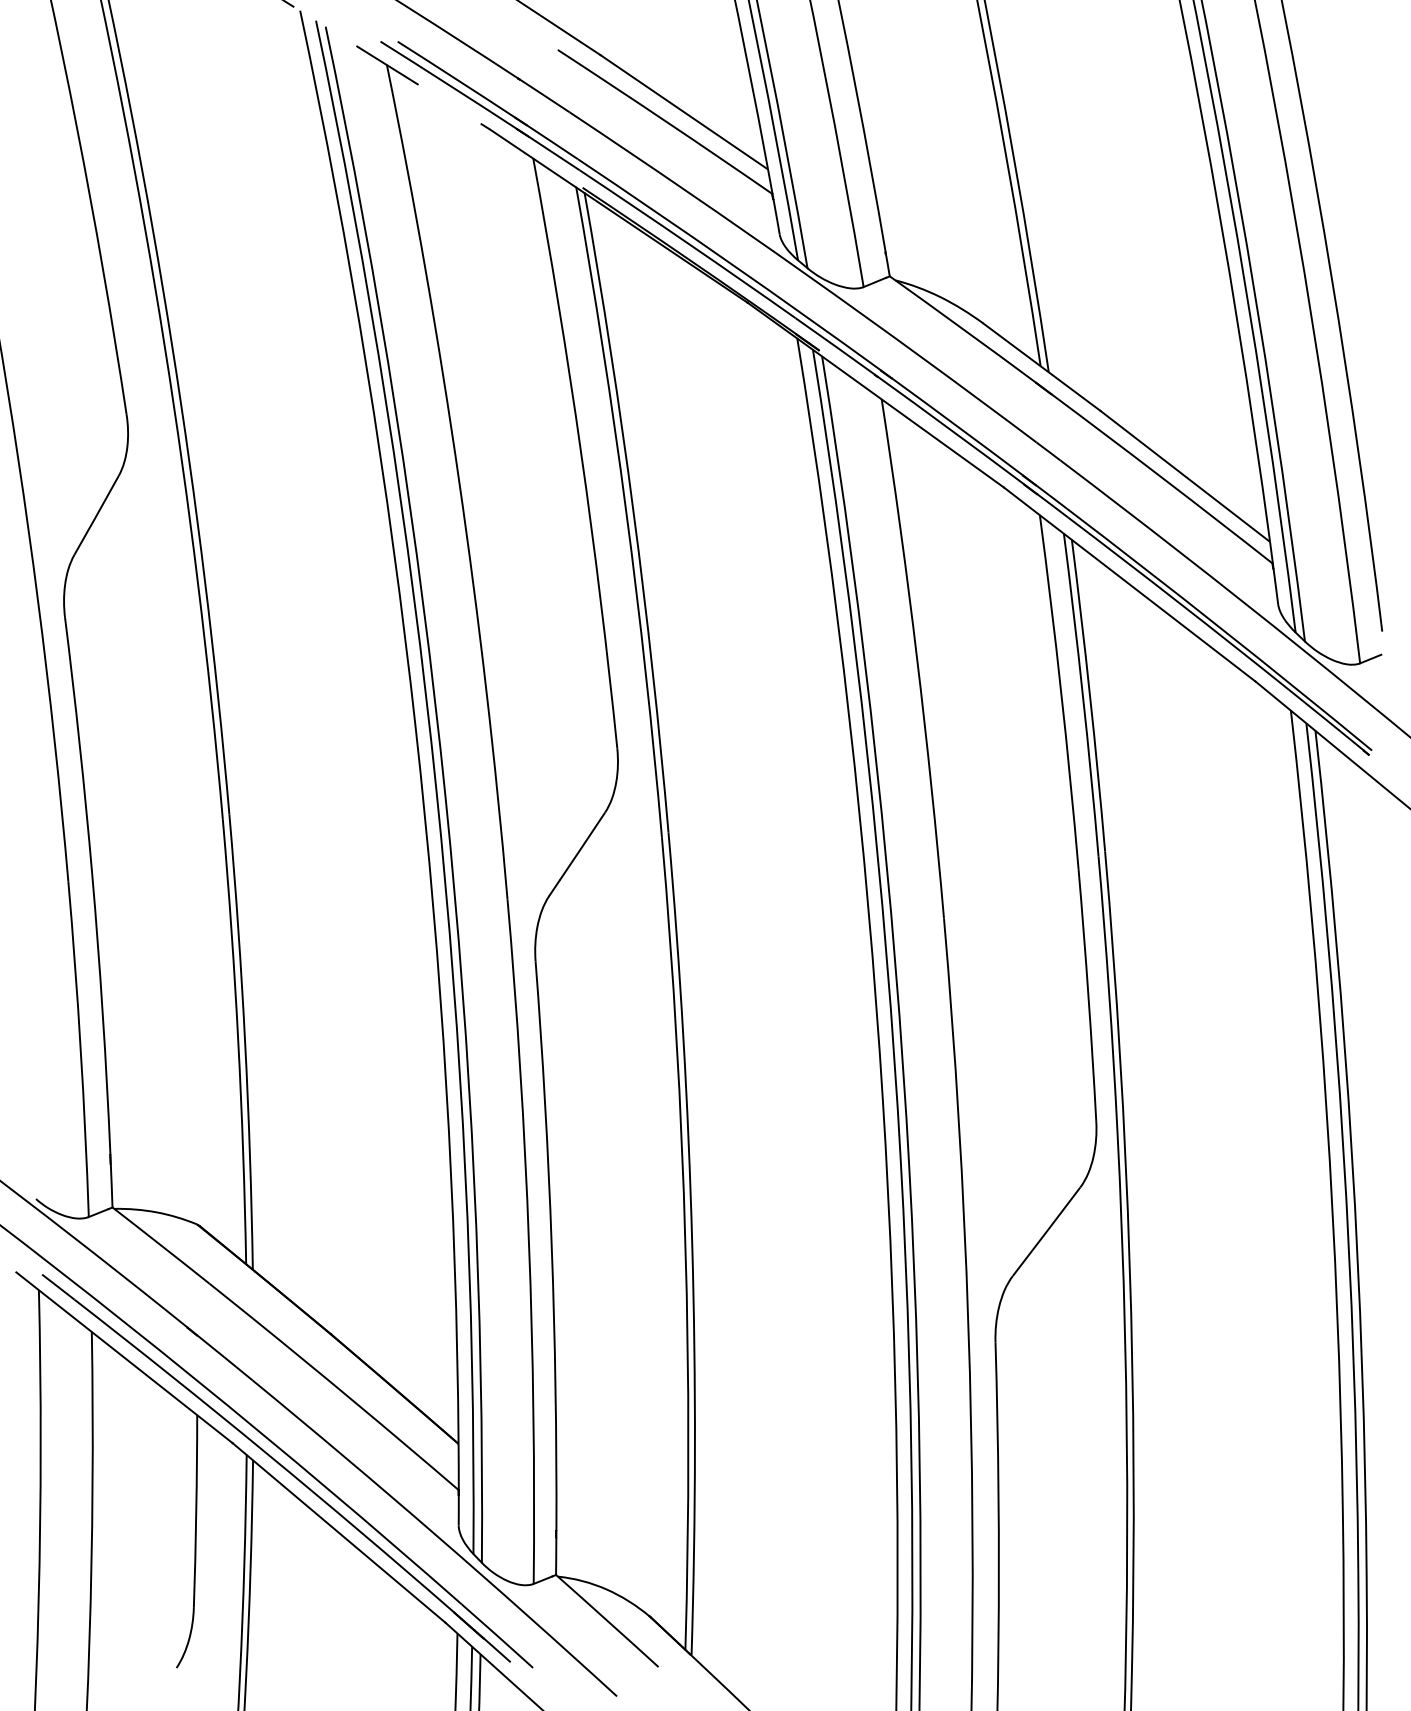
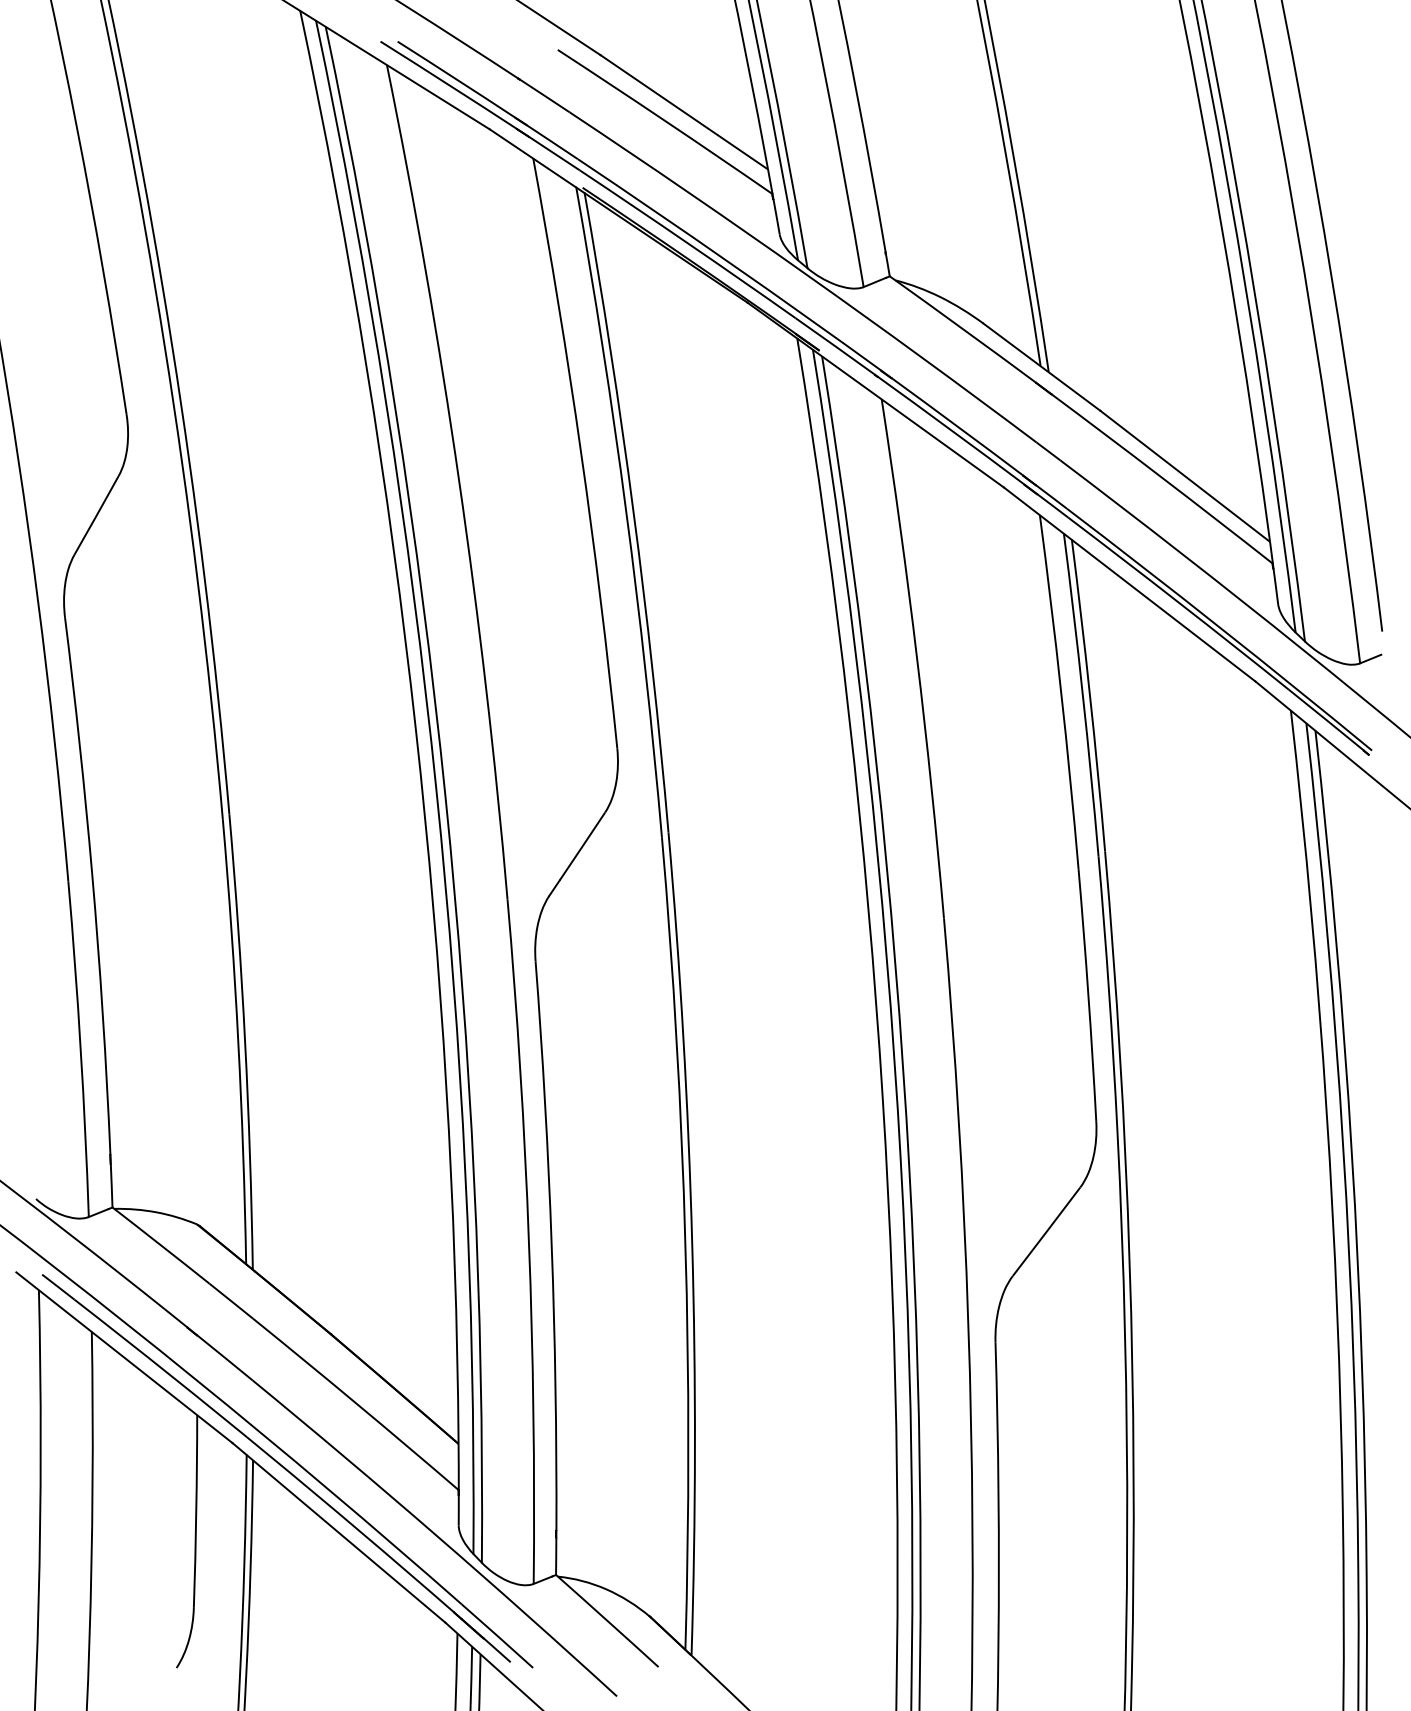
line: dashed -> solid (386, 64)
